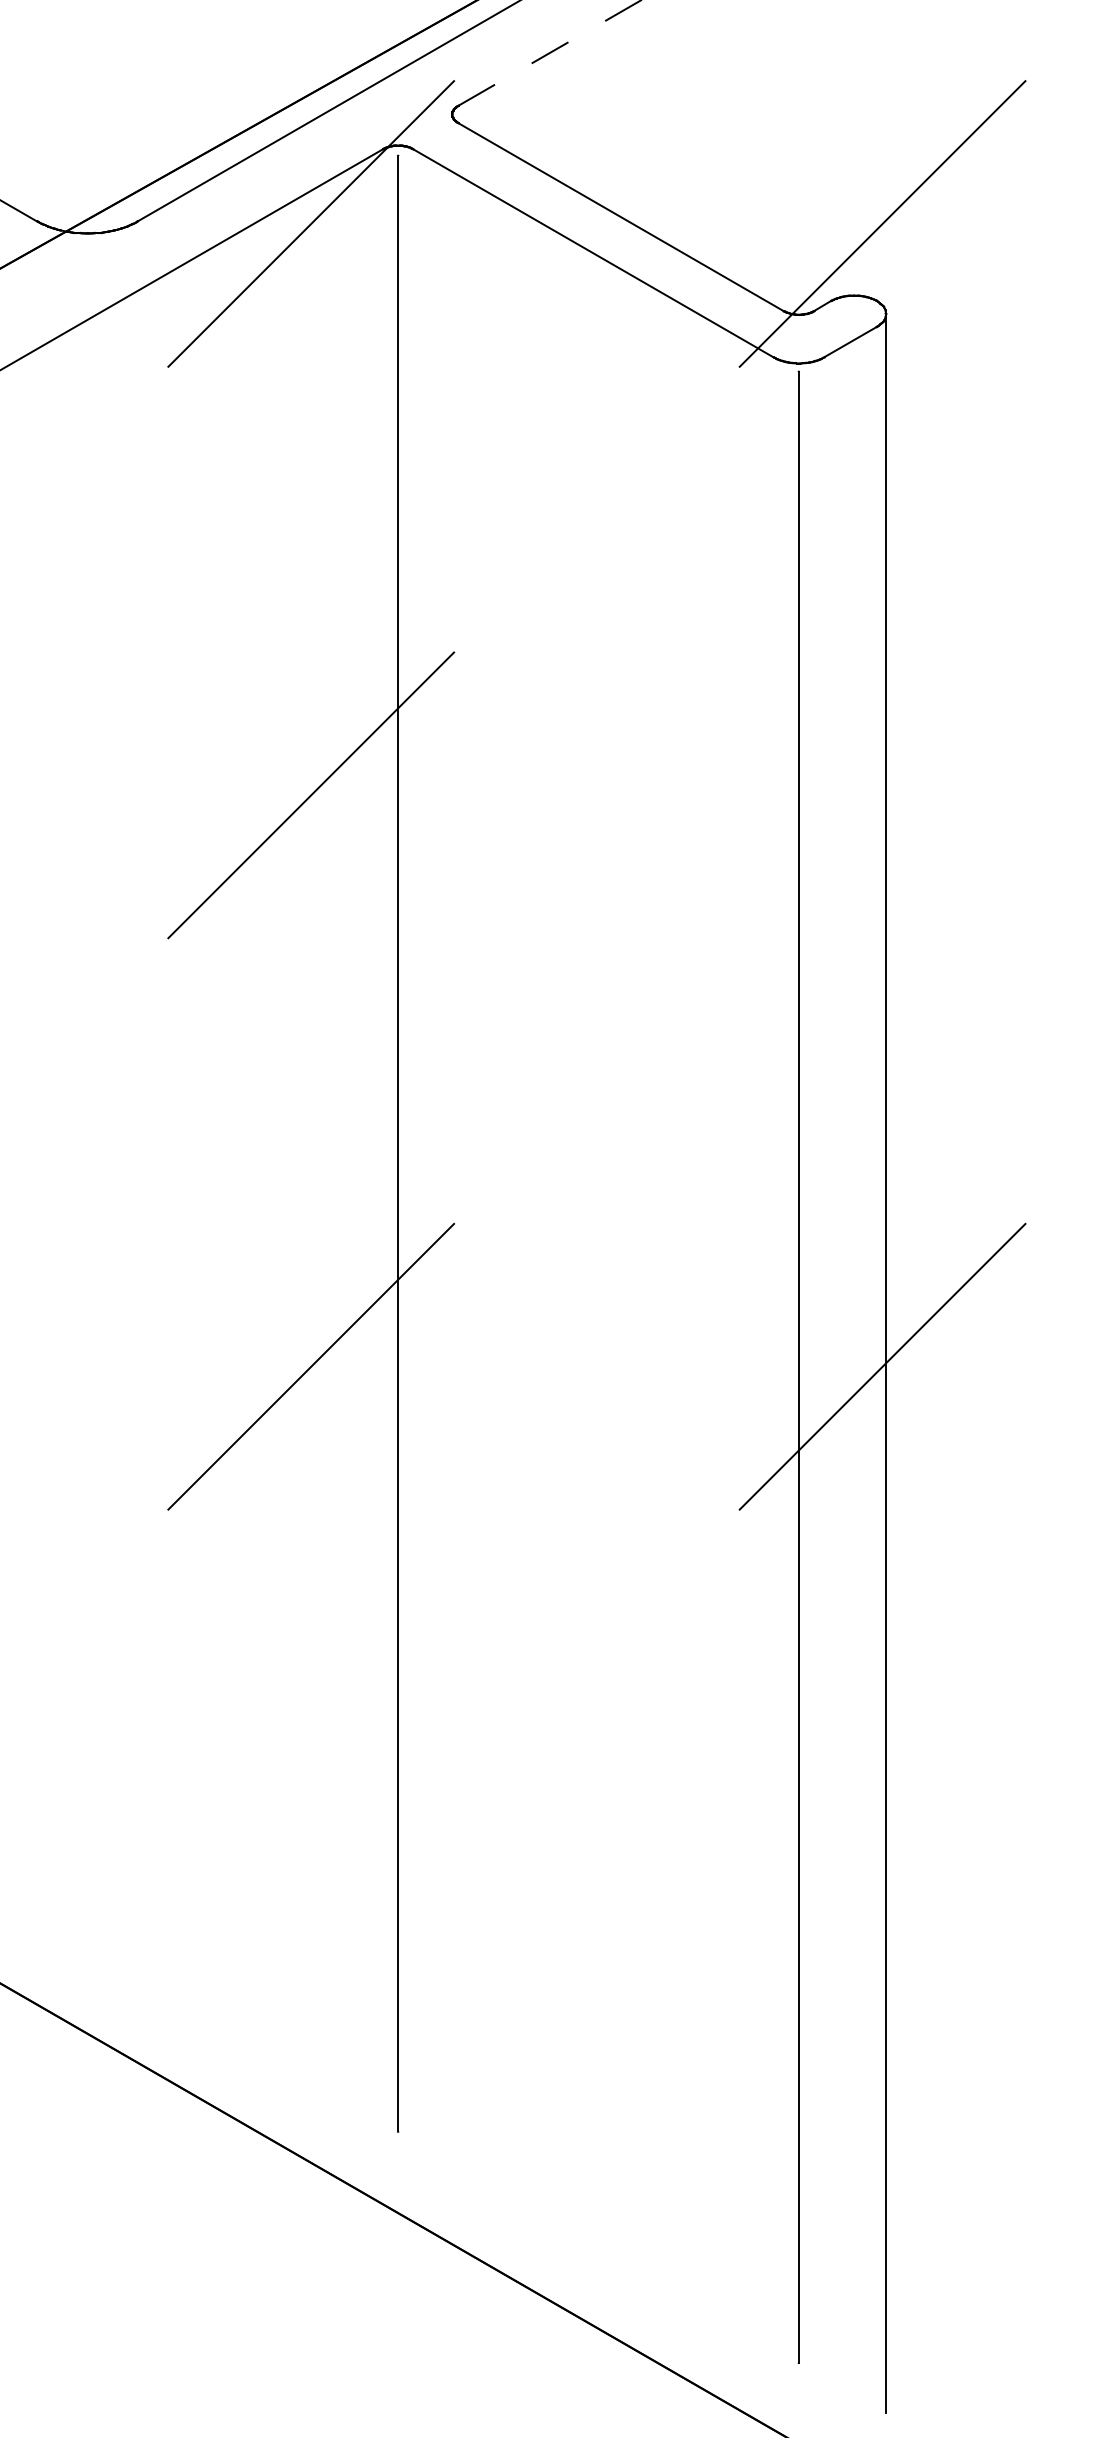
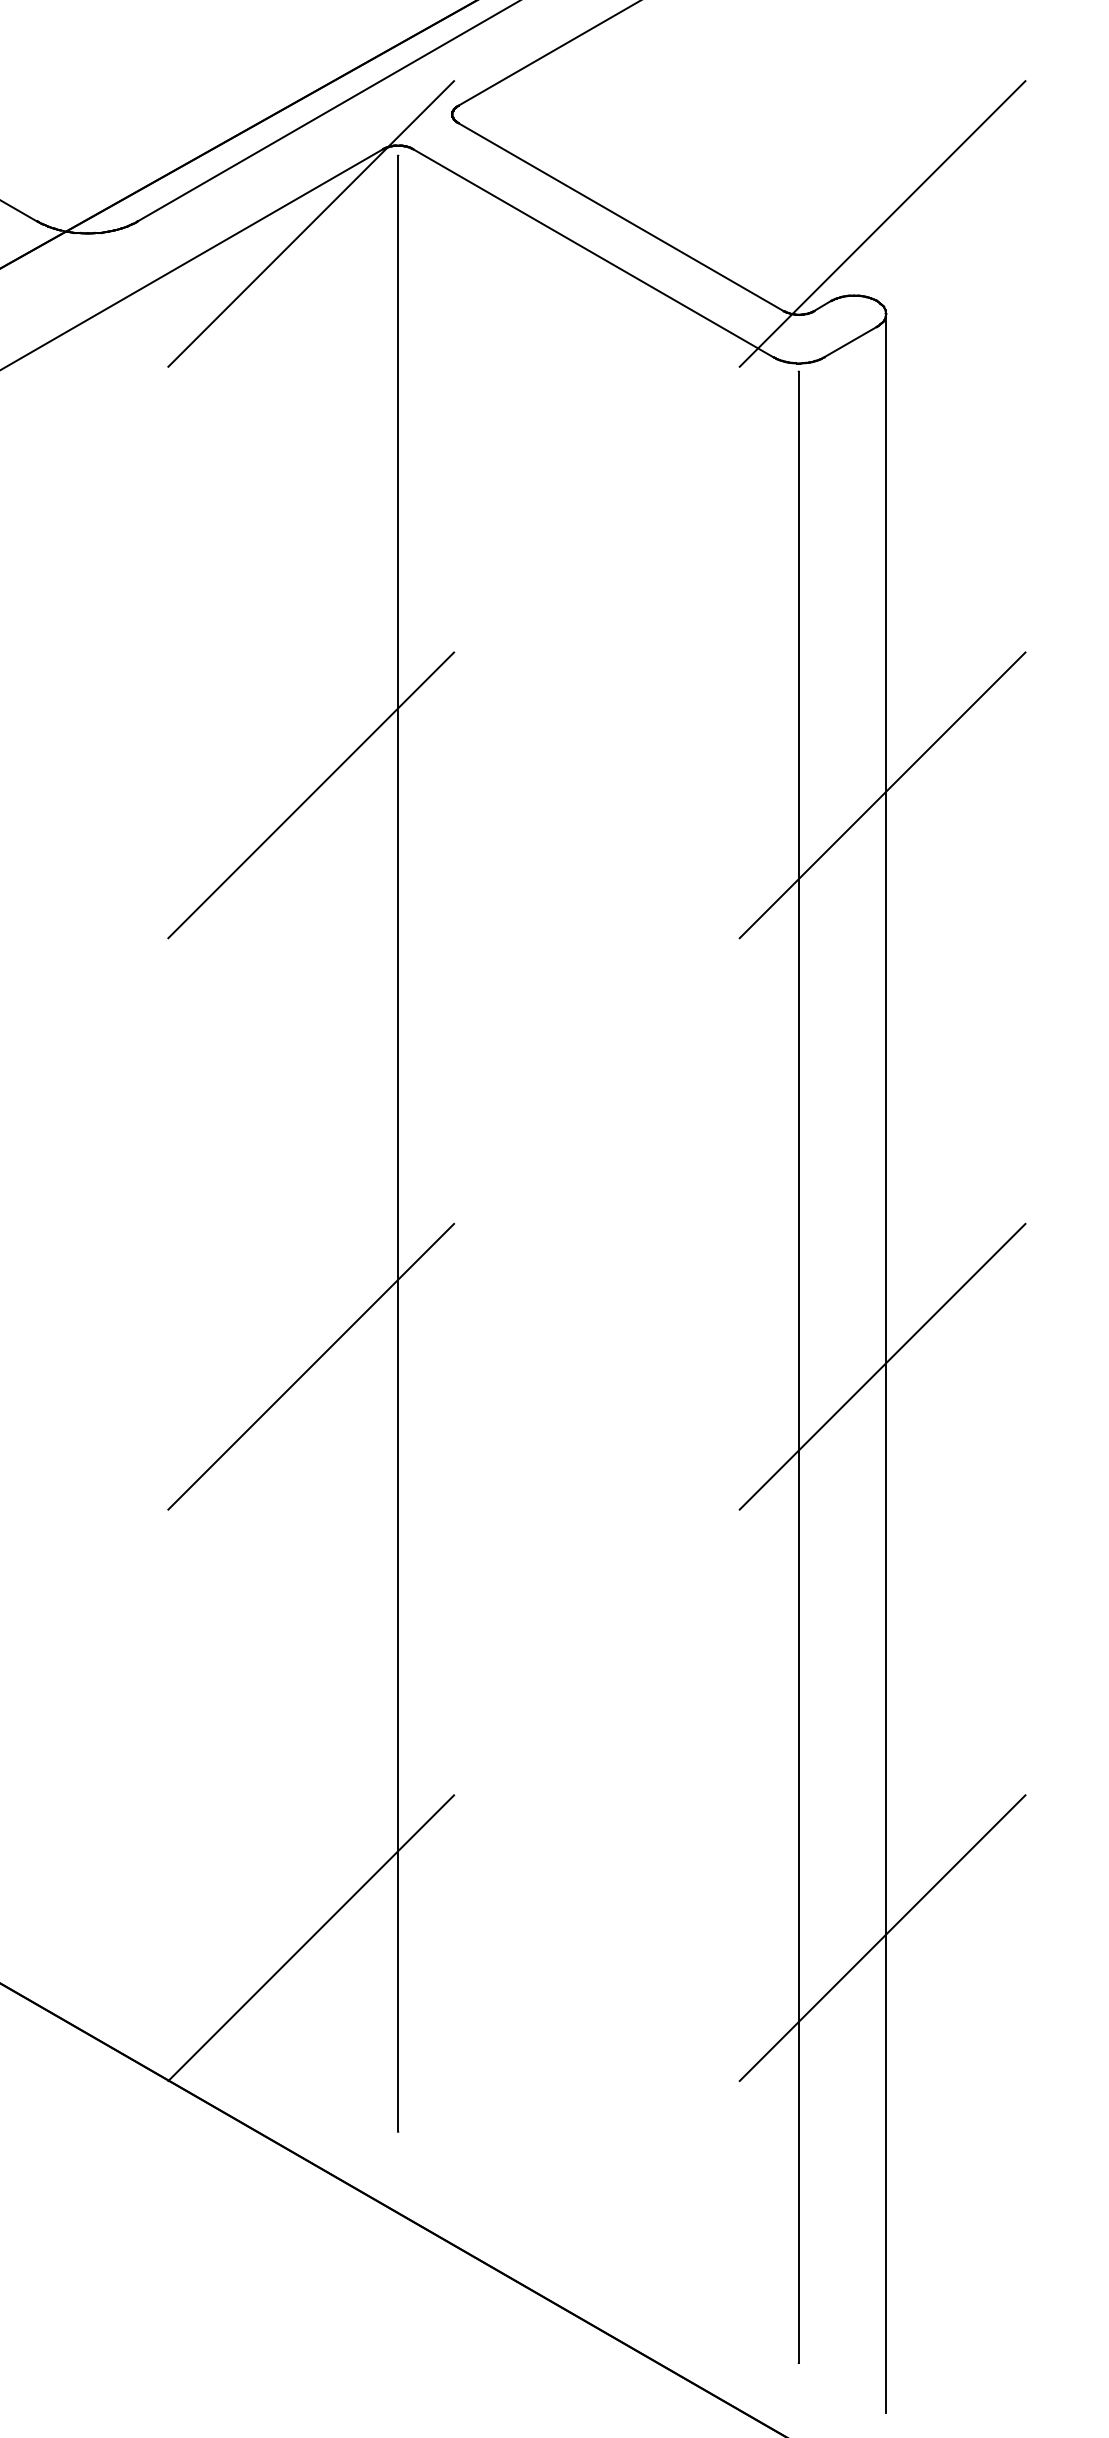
line: dashed -> solid (549, 52)
line: none -> present (882, 795)
line: none -> present (311, 1938)
line: none -> present (882, 1938)
